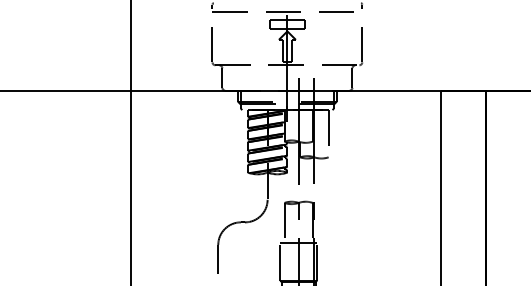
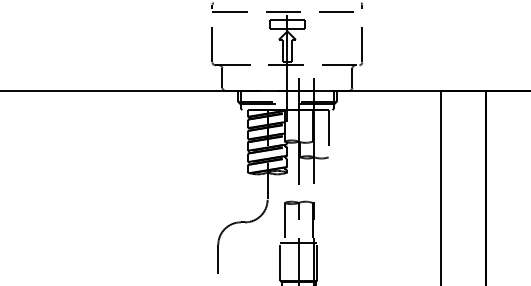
line: present -> none (131, 142)
